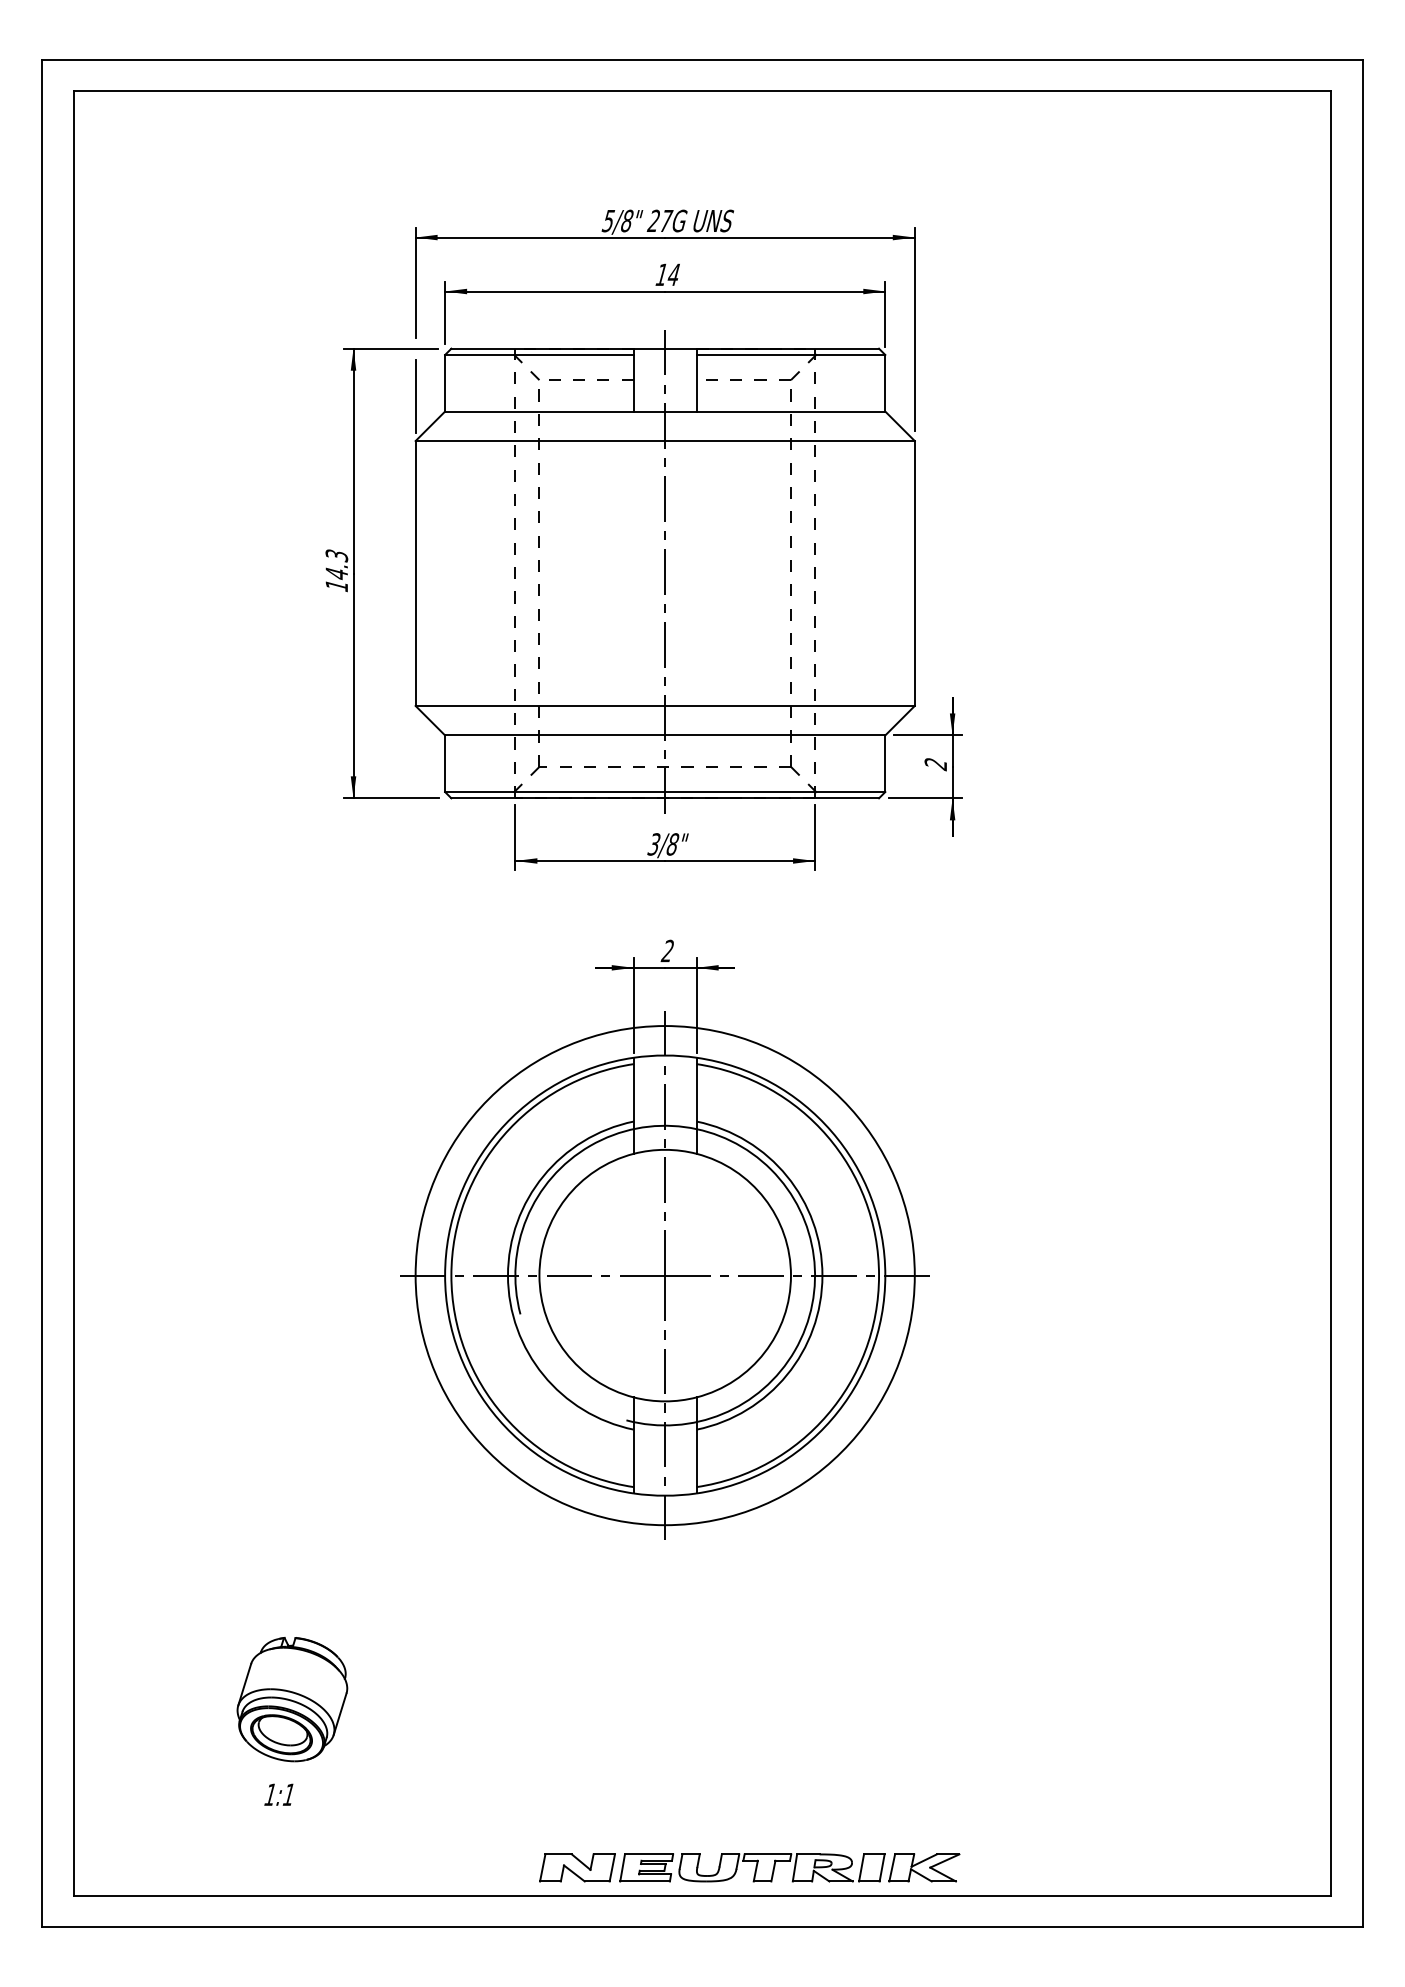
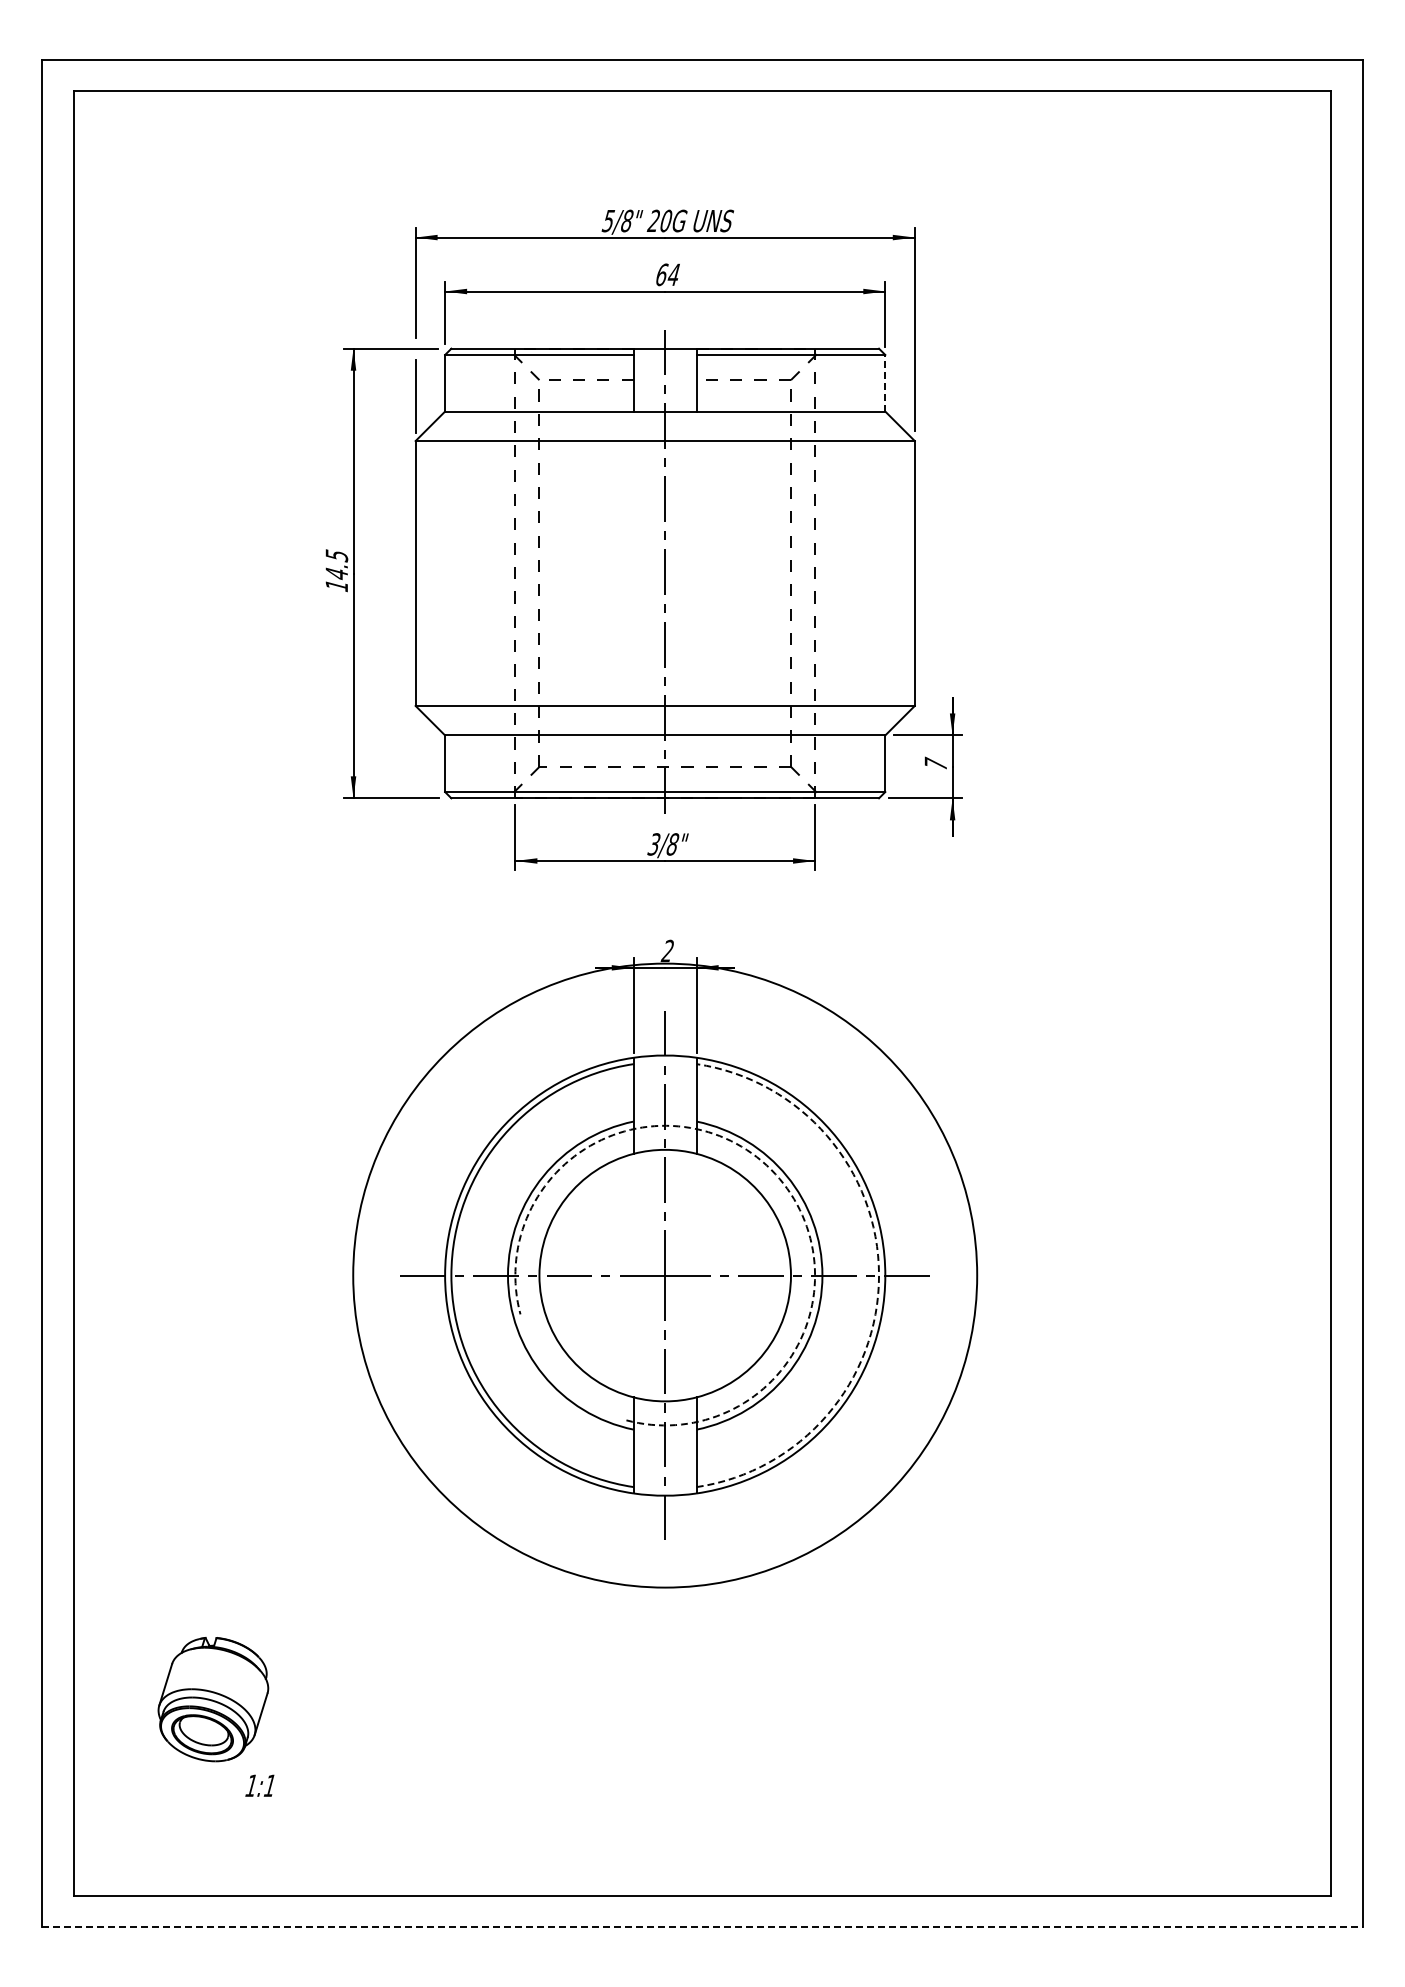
text: 27G -> 20G (666, 220)
text: 14 -> 64 (661, 274)
line: solid -> dashed (885, 382)
text: 14.3 -> 14.5 (336, 555)
text: 2 -> 7 (935, 763)
arc: solid -> dashed (771, 1169)
circle diameter: 499 px -> 624 px (665, 1275)
arc: solid -> dashed (879, 1275)
part position: (292, 1699) -> (213, 1699) (213, 1699)
text position: (278, 1794) -> (259, 1785) (259, 1785)
part: present -> none (749, 1867)
line: solid -> dashed (702, 1927)
